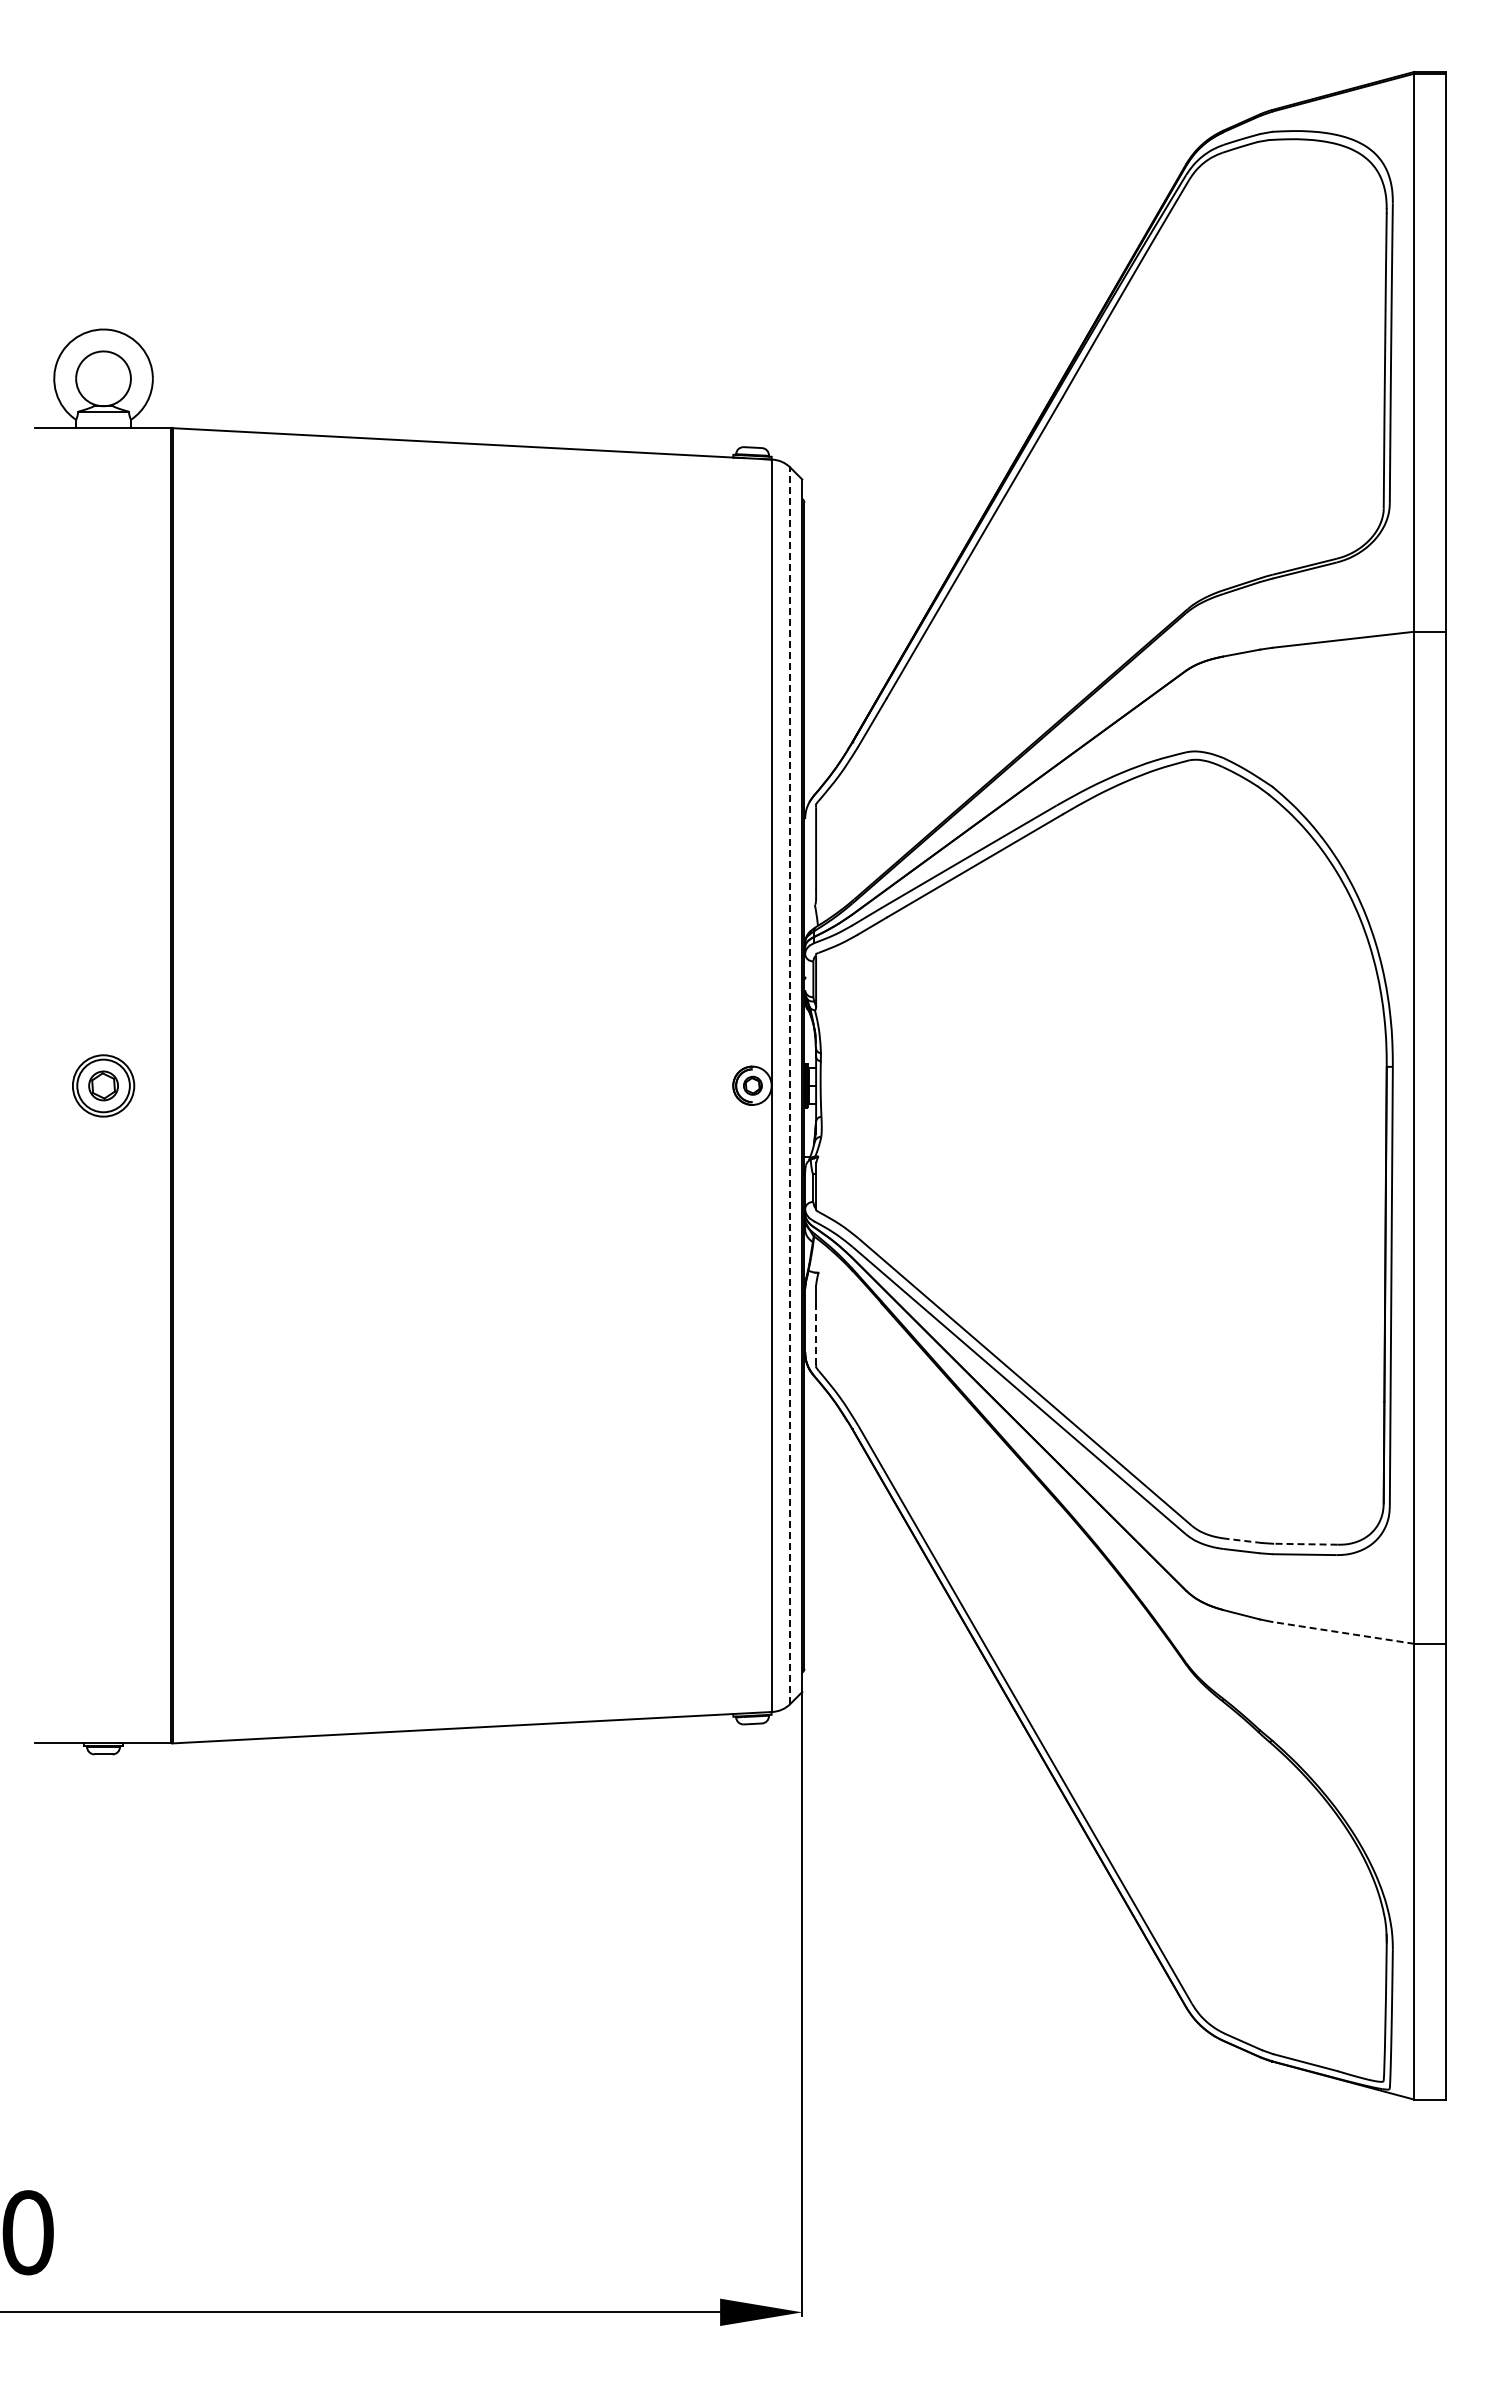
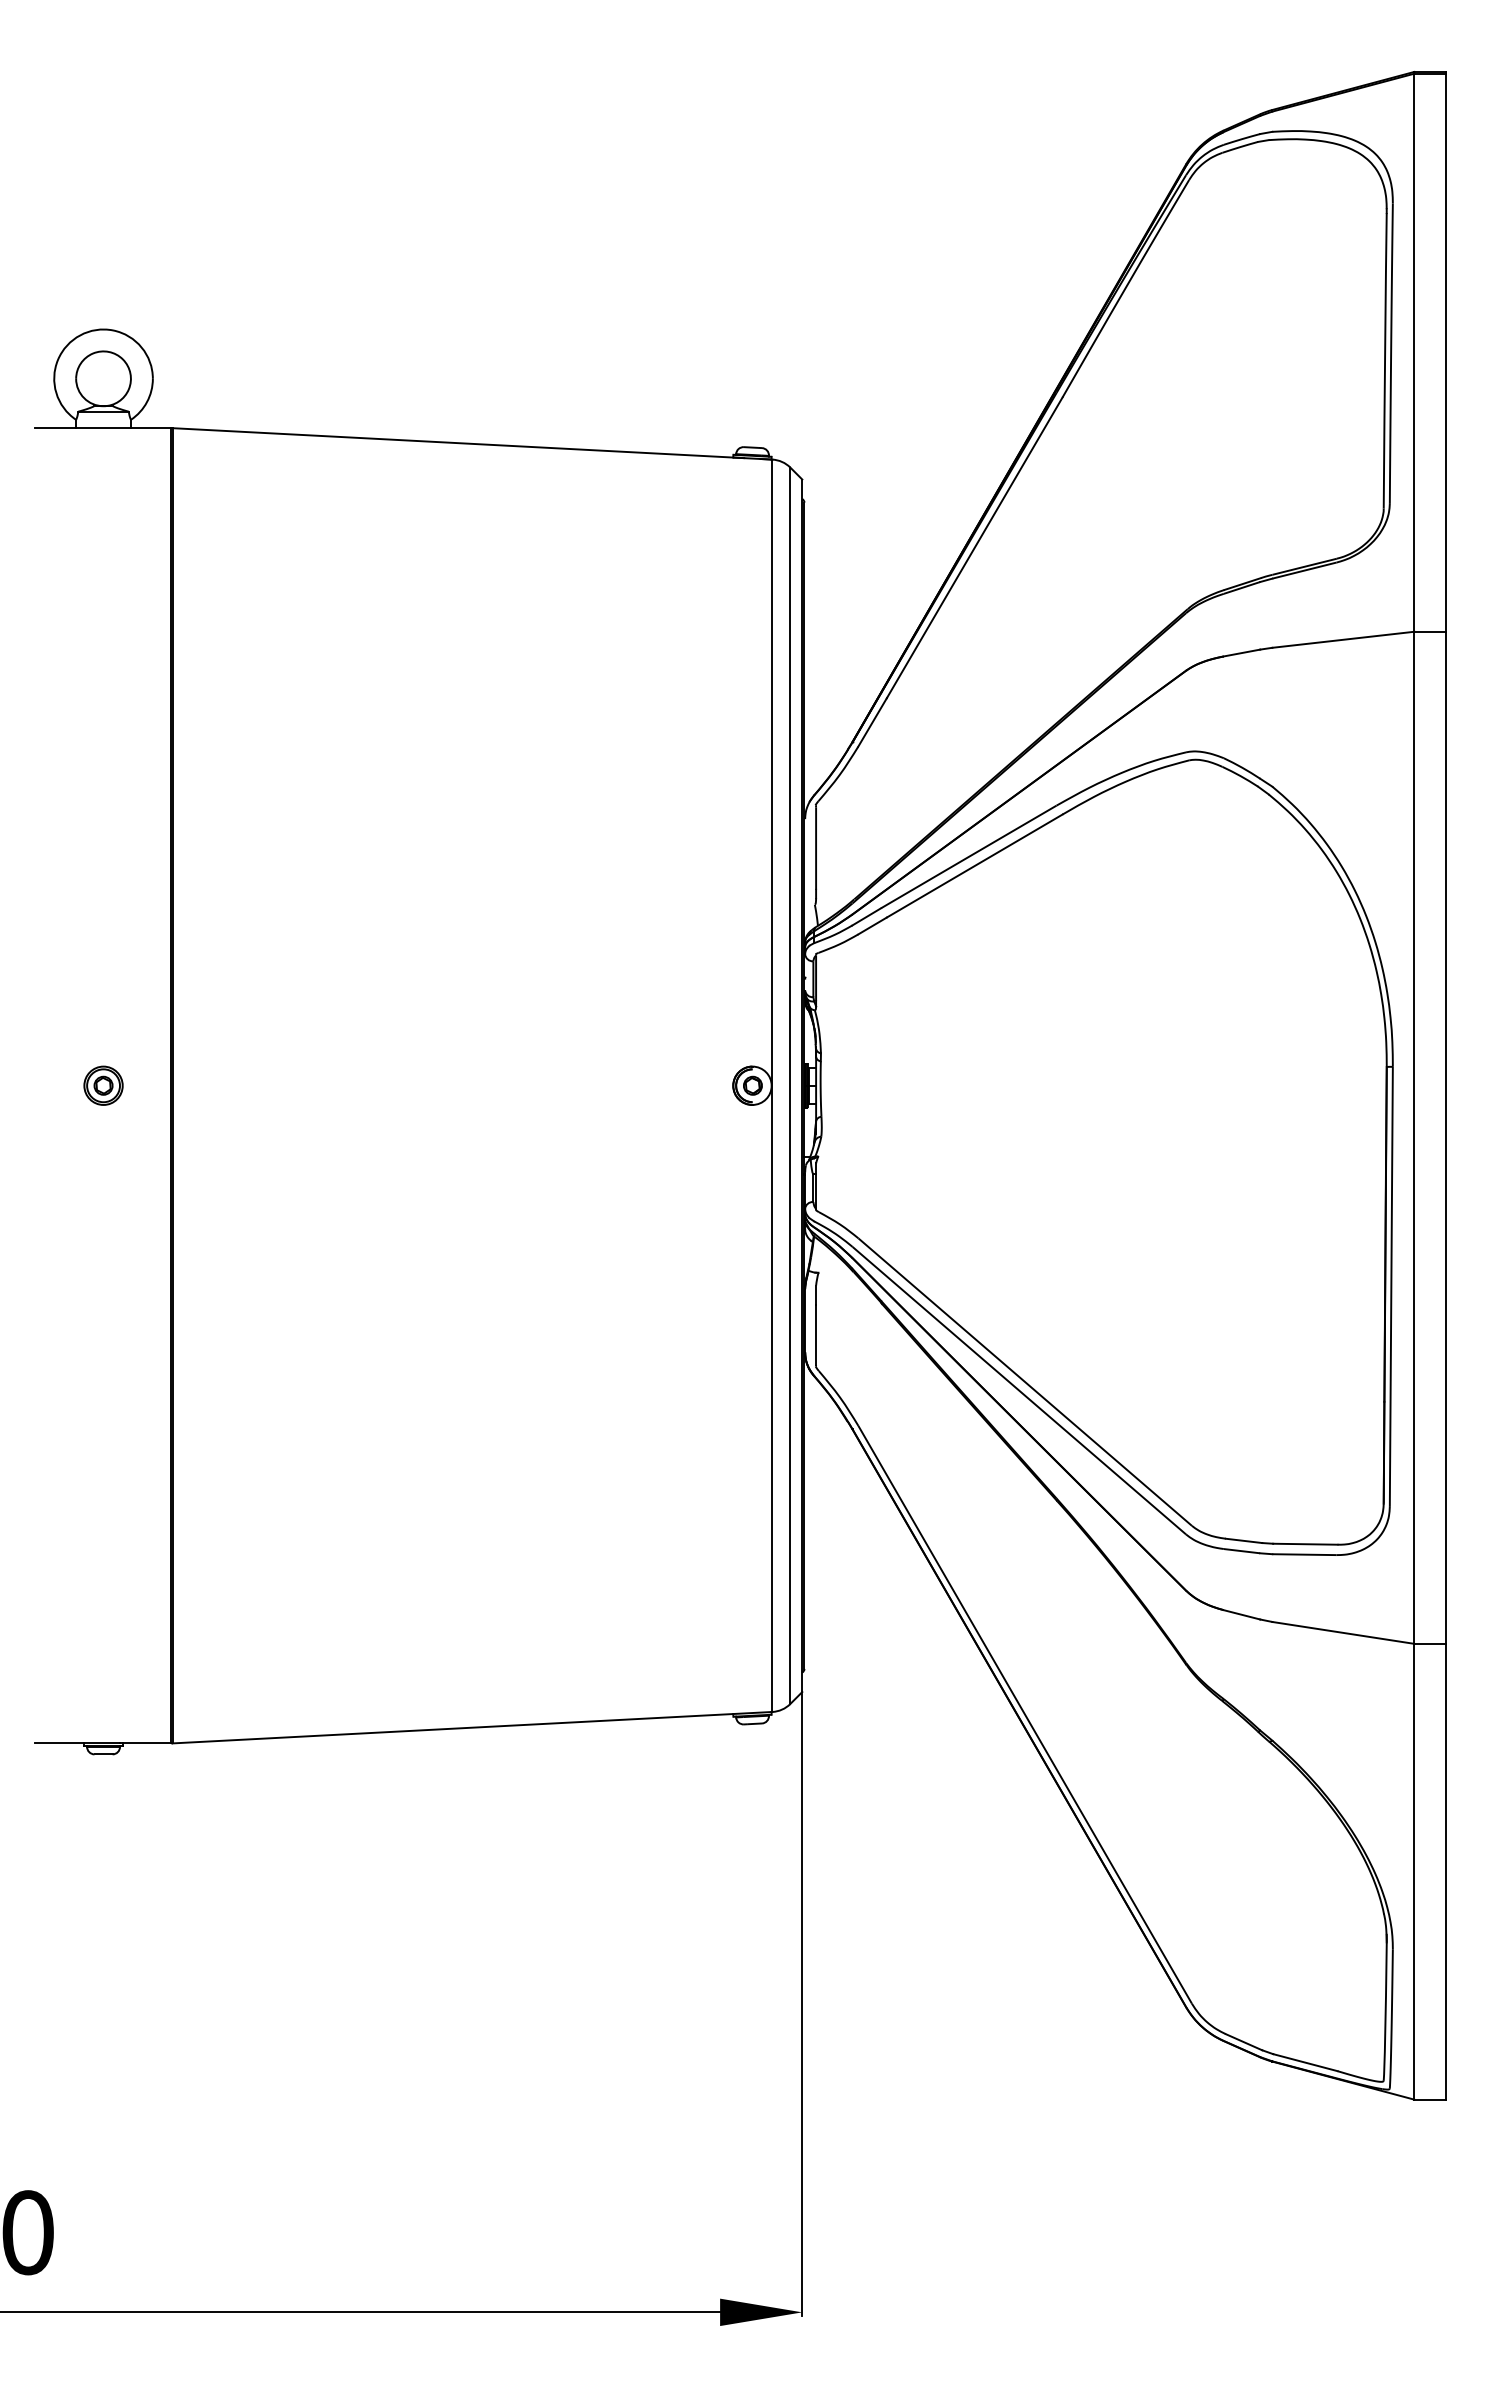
part size: 64x64 px -> 41x41 px (103, 1085)
line: dashed -> solid (790, 1085)
line: dashed -> solid (816, 1334)
line: dashed -> solid (1243, 1540)
line: dashed -> solid (1304, 1544)
line: dashed -> solid (1343, 1632)
